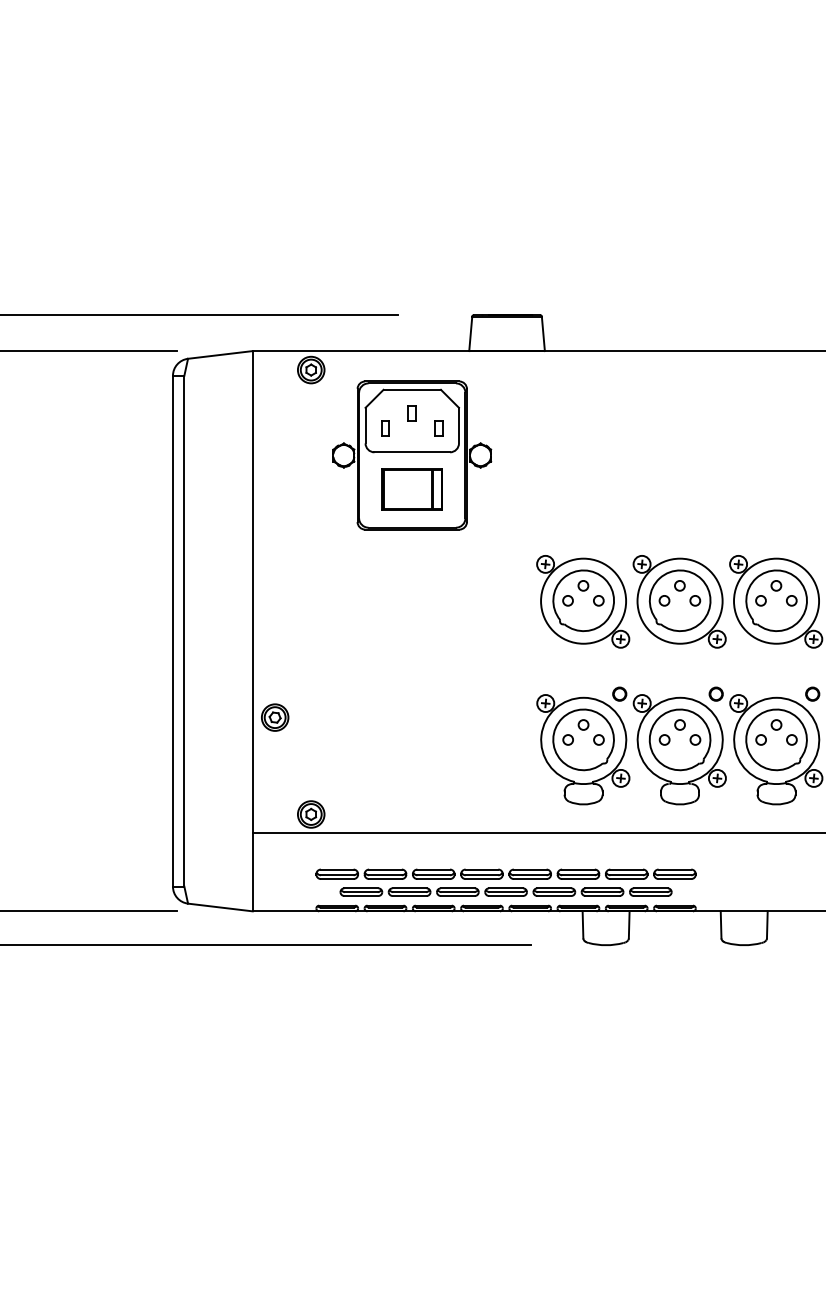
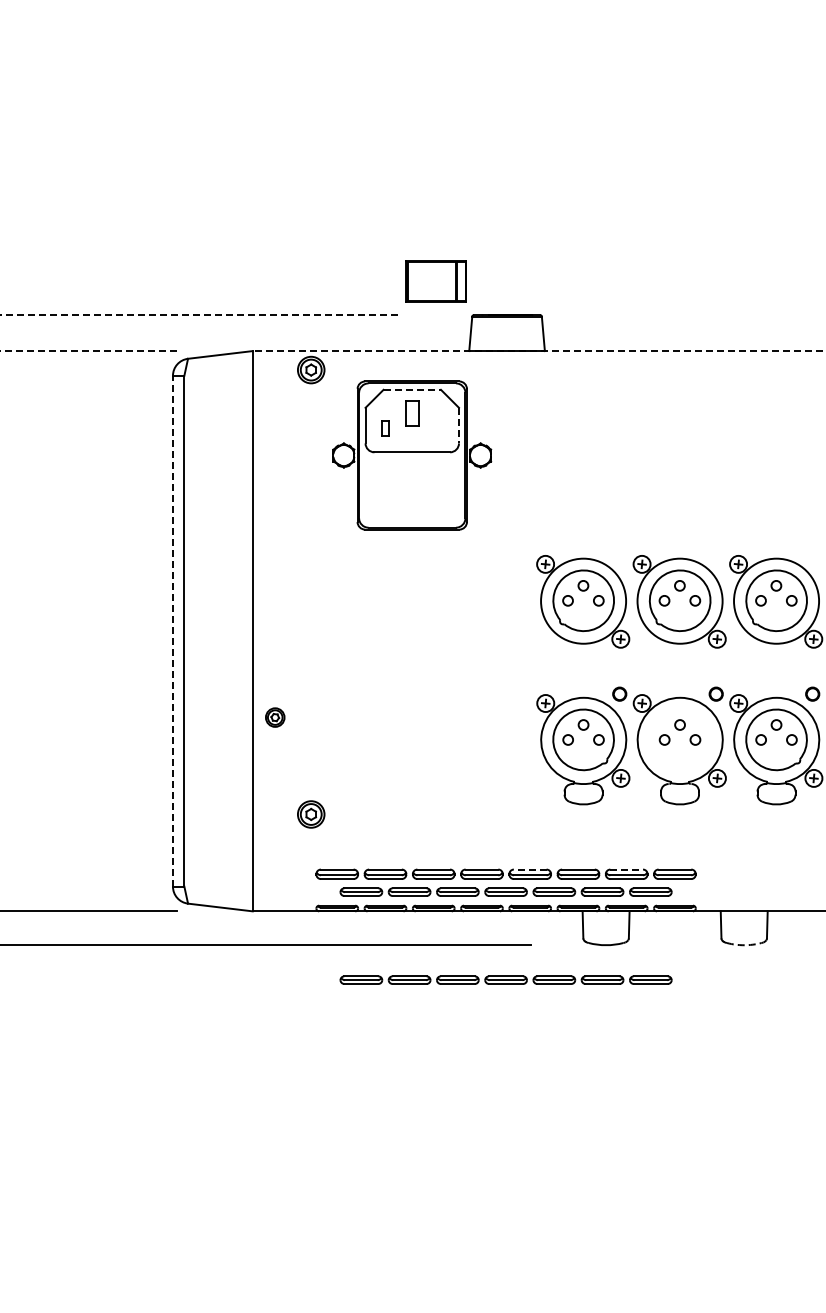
line: solid -> dashed (199, 315)
line: solid -> dashed (88, 351)
line: solid -> dashed (538, 351)
line: solid -> dashed (412, 389)
part size: 10x17 px -> 15x27 px (412, 413)
line: solid -> dashed (459, 425)
part: present -> none (438, 428)
part position: (411, 489) -> (435, 281) (435, 281)
line: solid -> dashed (172, 630)
part size: 29x29 px -> 21x21 px (275, 717)
part: present -> none (679, 739)
line: present -> none (537, 833)
line: solid -> dashed (529, 869)
line: solid -> dashed (627, 869)
arc: solid -> dashed (744, 945)
part: none -> present (505, 979)
